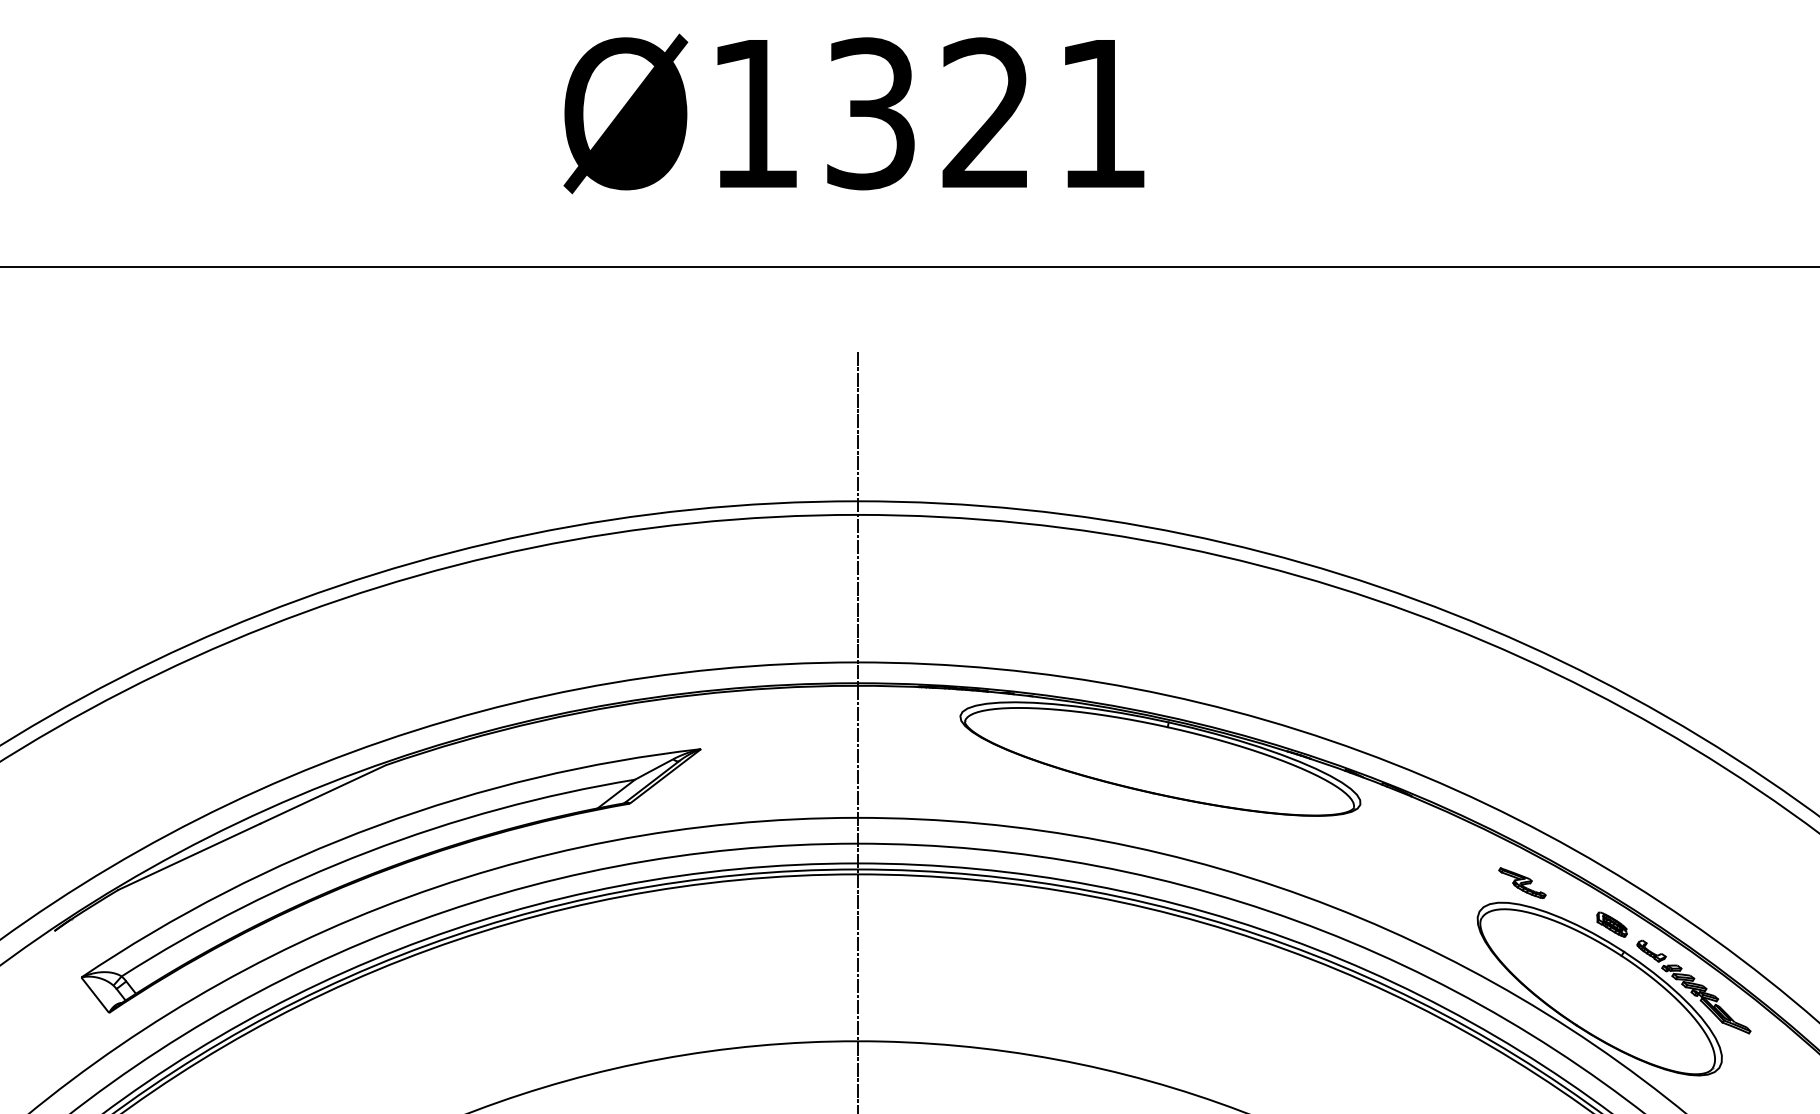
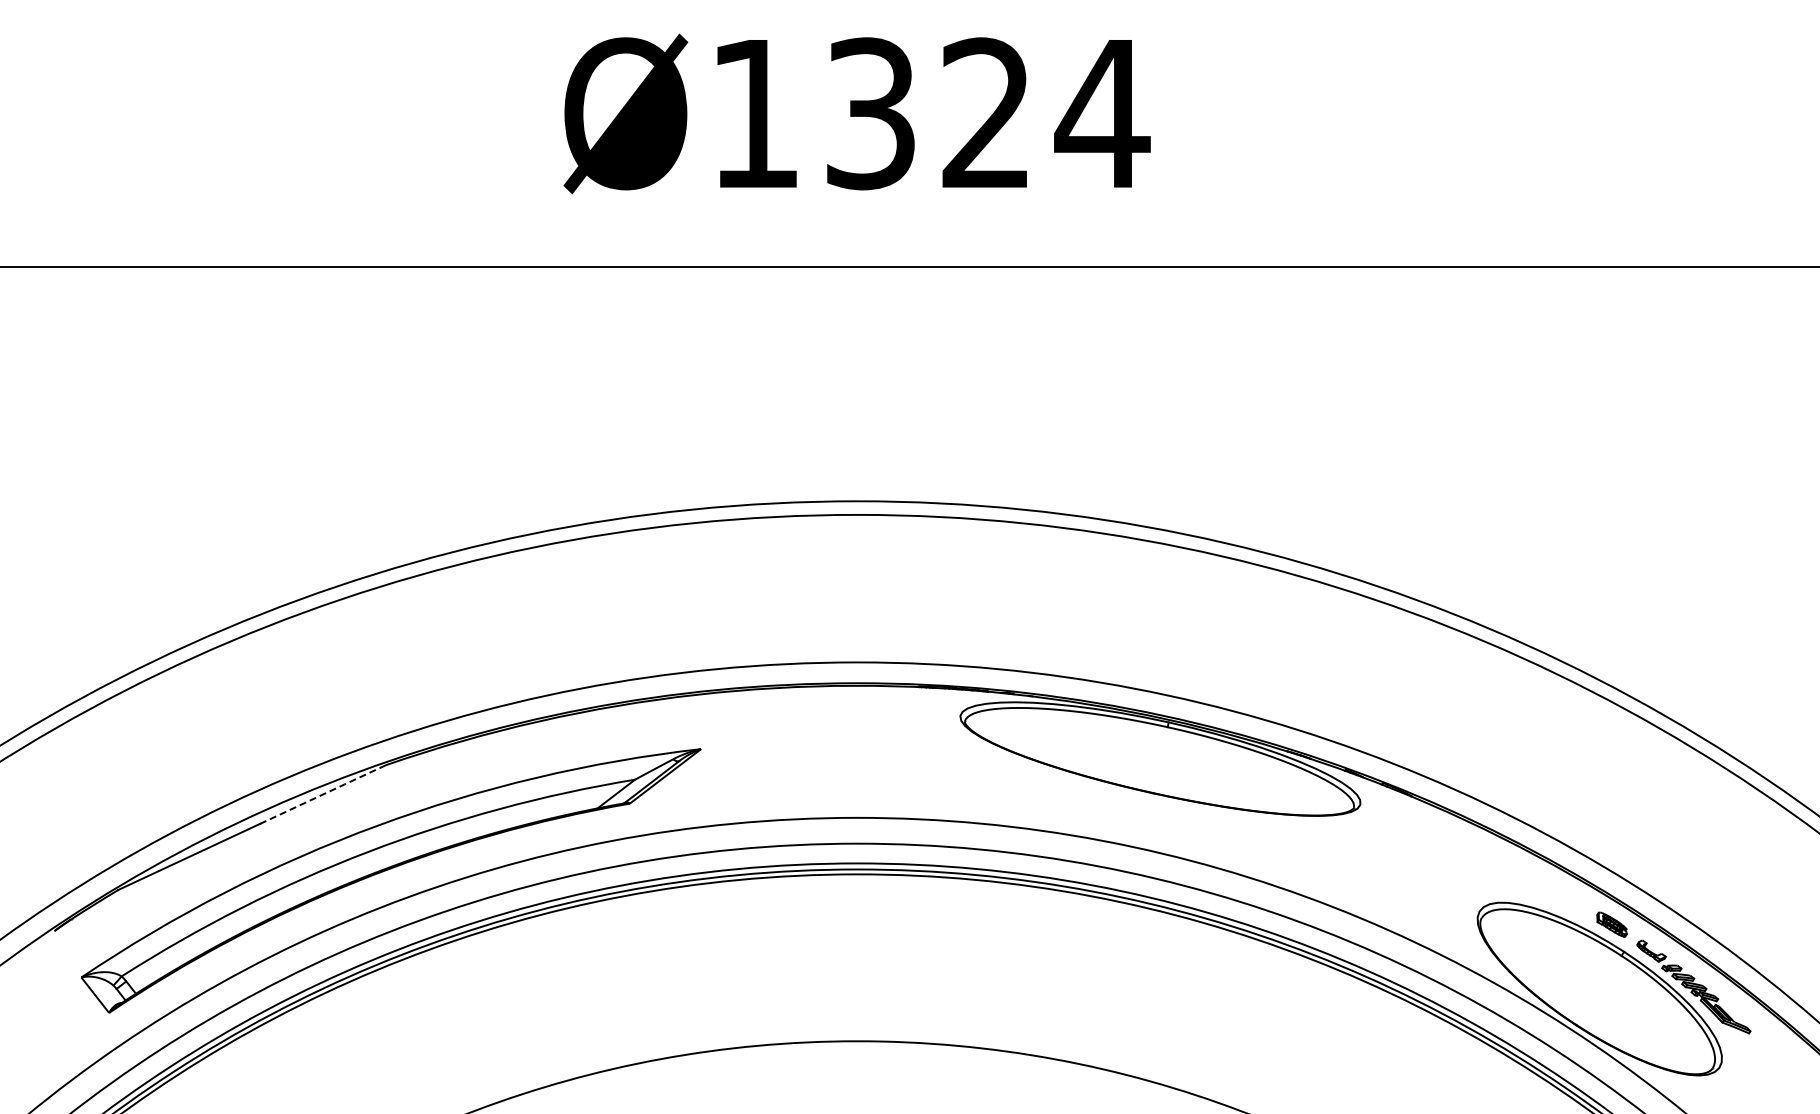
text: Ø1321 -> Ø1324 (1102, 113)
line: present -> none (857, 730)
line: solid -> dashed (322, 794)
part: present -> none (1522, 882)
